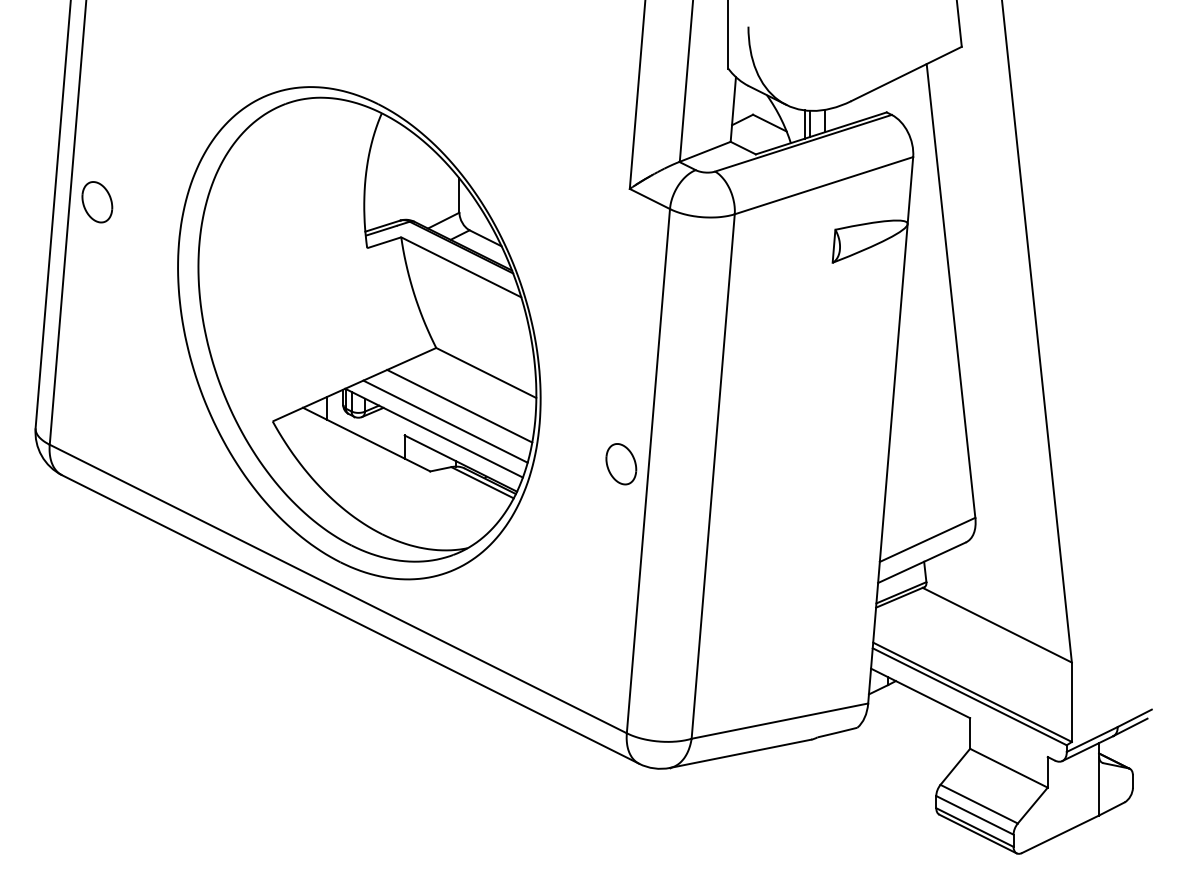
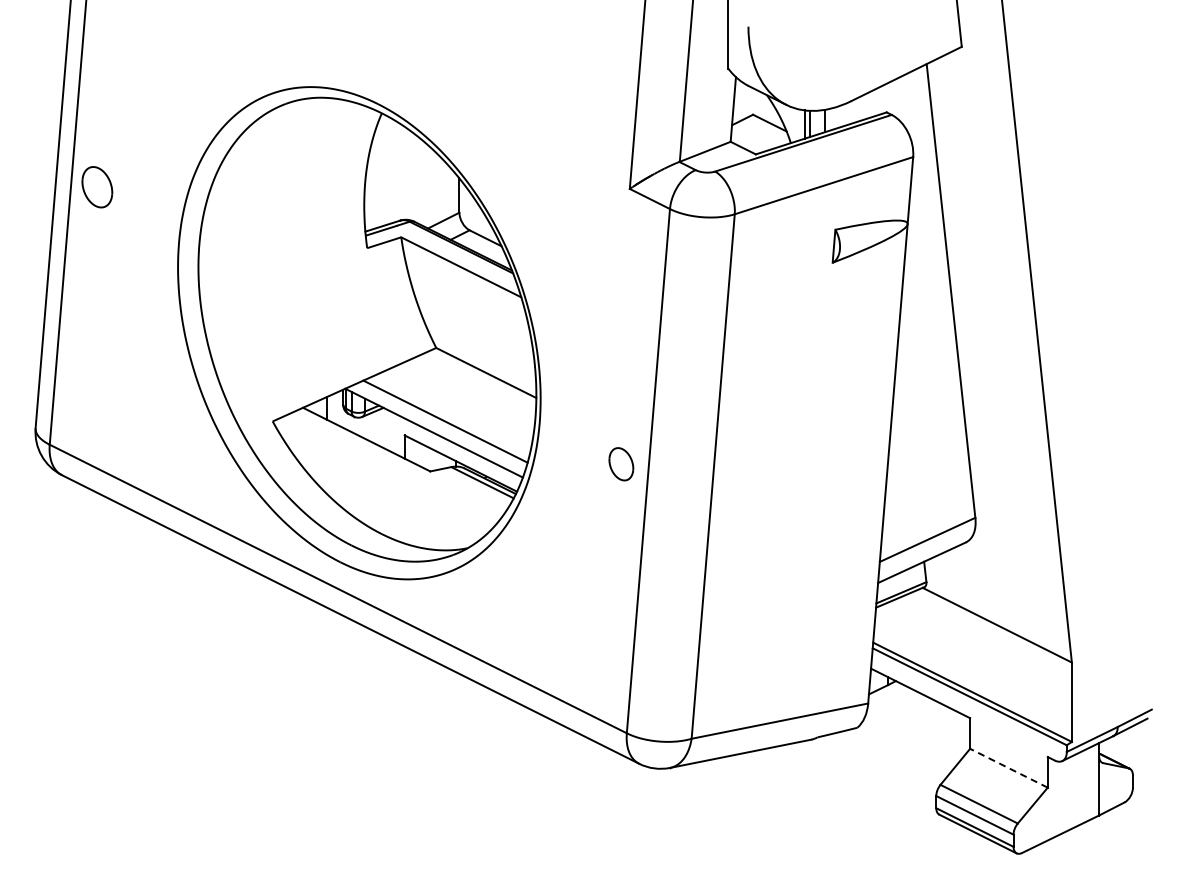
part position: (97, 202) -> (97, 187) (97, 187)
line: present -> none (459, 405)
part size: 33x43 px -> 27x35 px (621, 464)
line: solid -> dashed (1008, 768)
